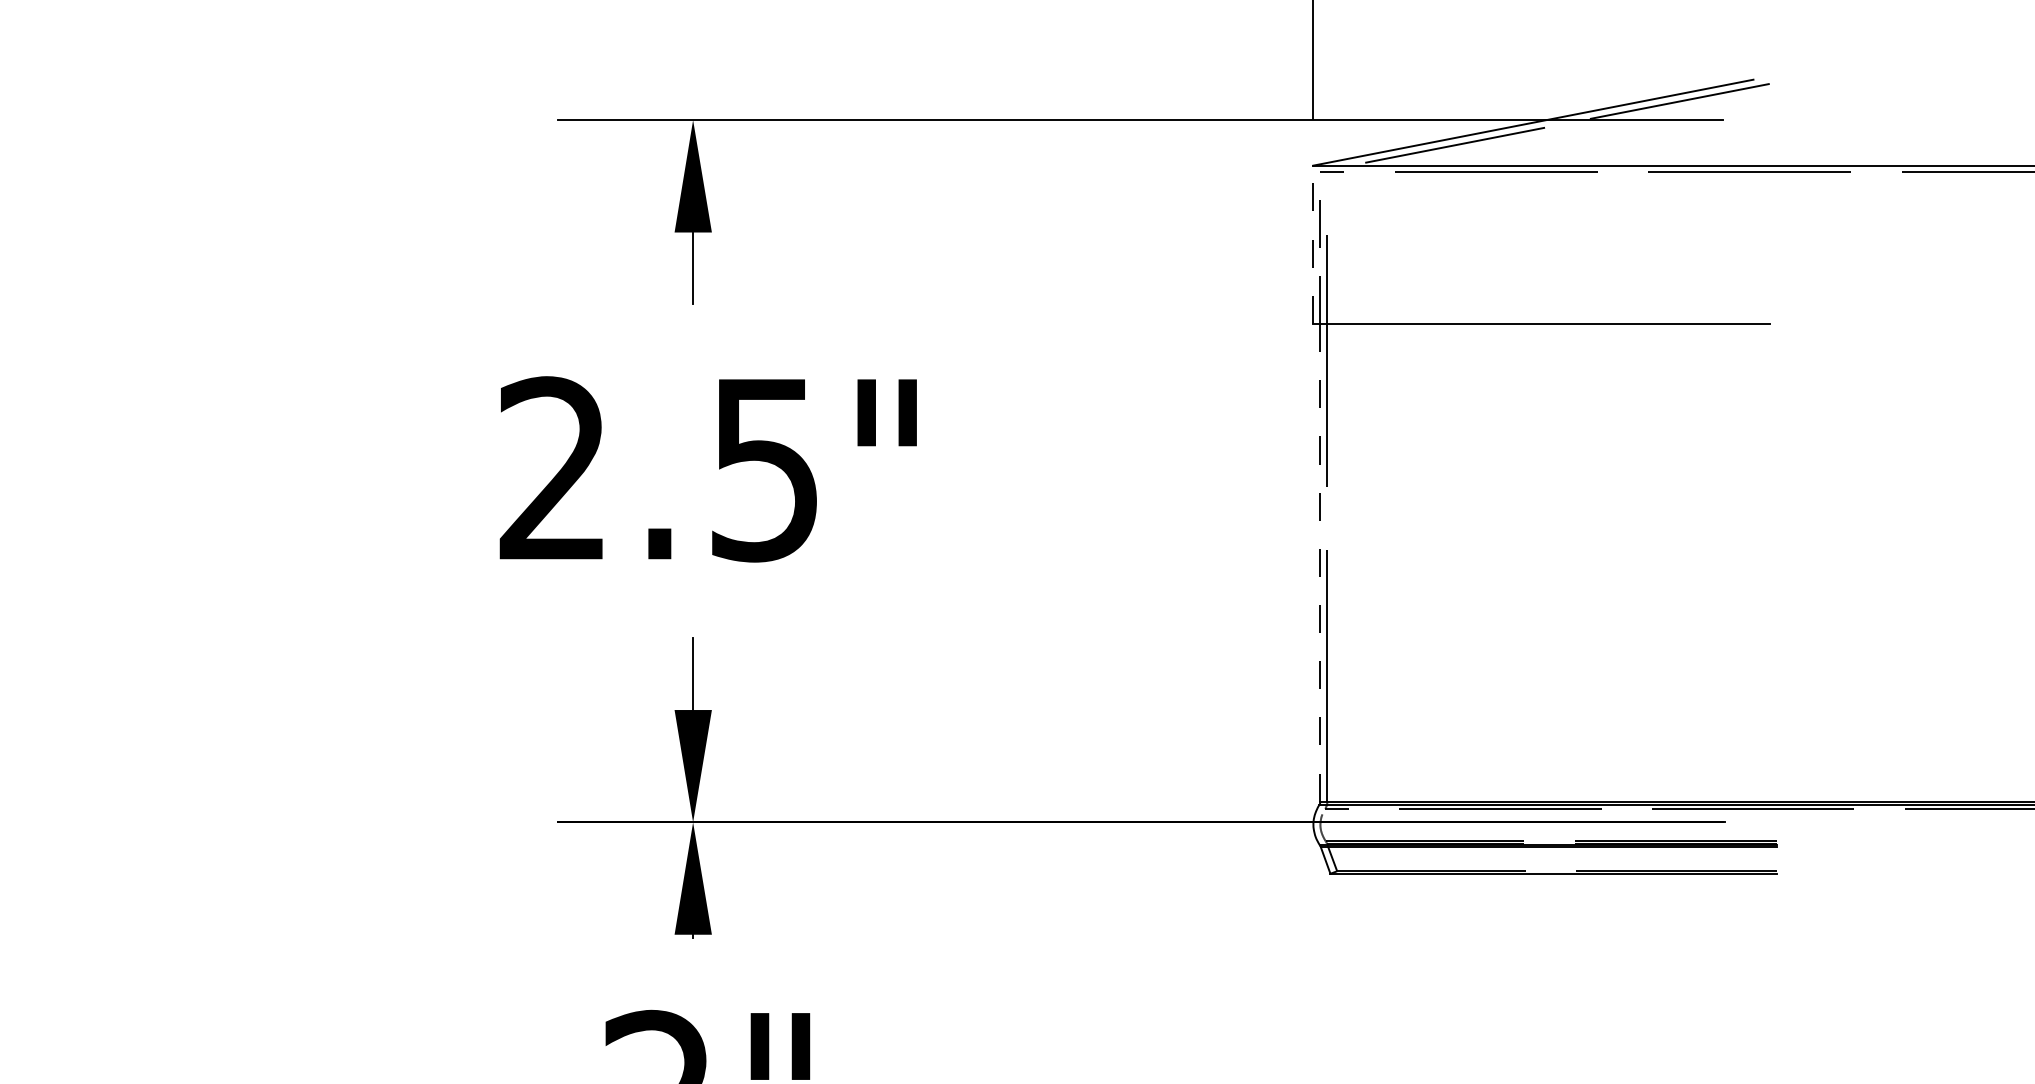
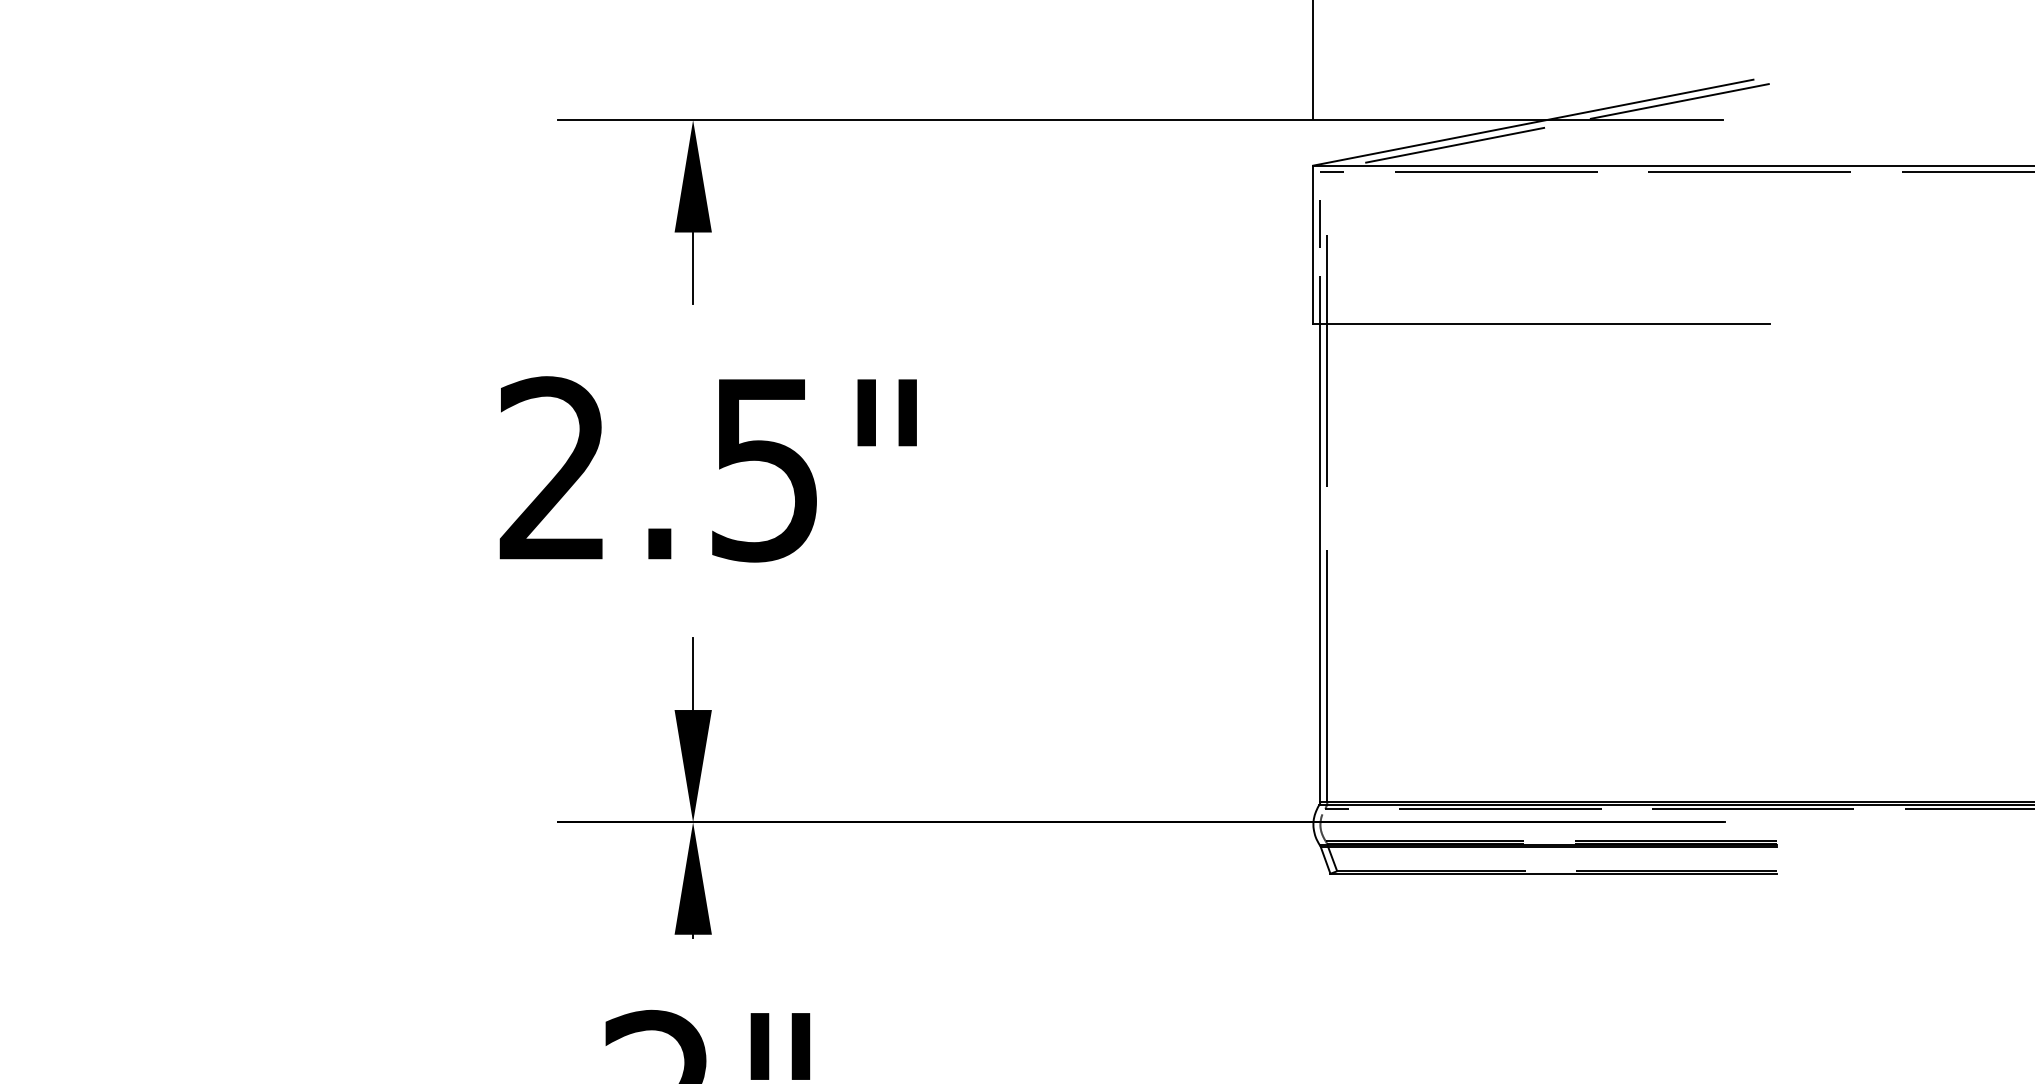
line: dashed -> solid (1313, 244)
line: dashed -> solid (1320, 562)
